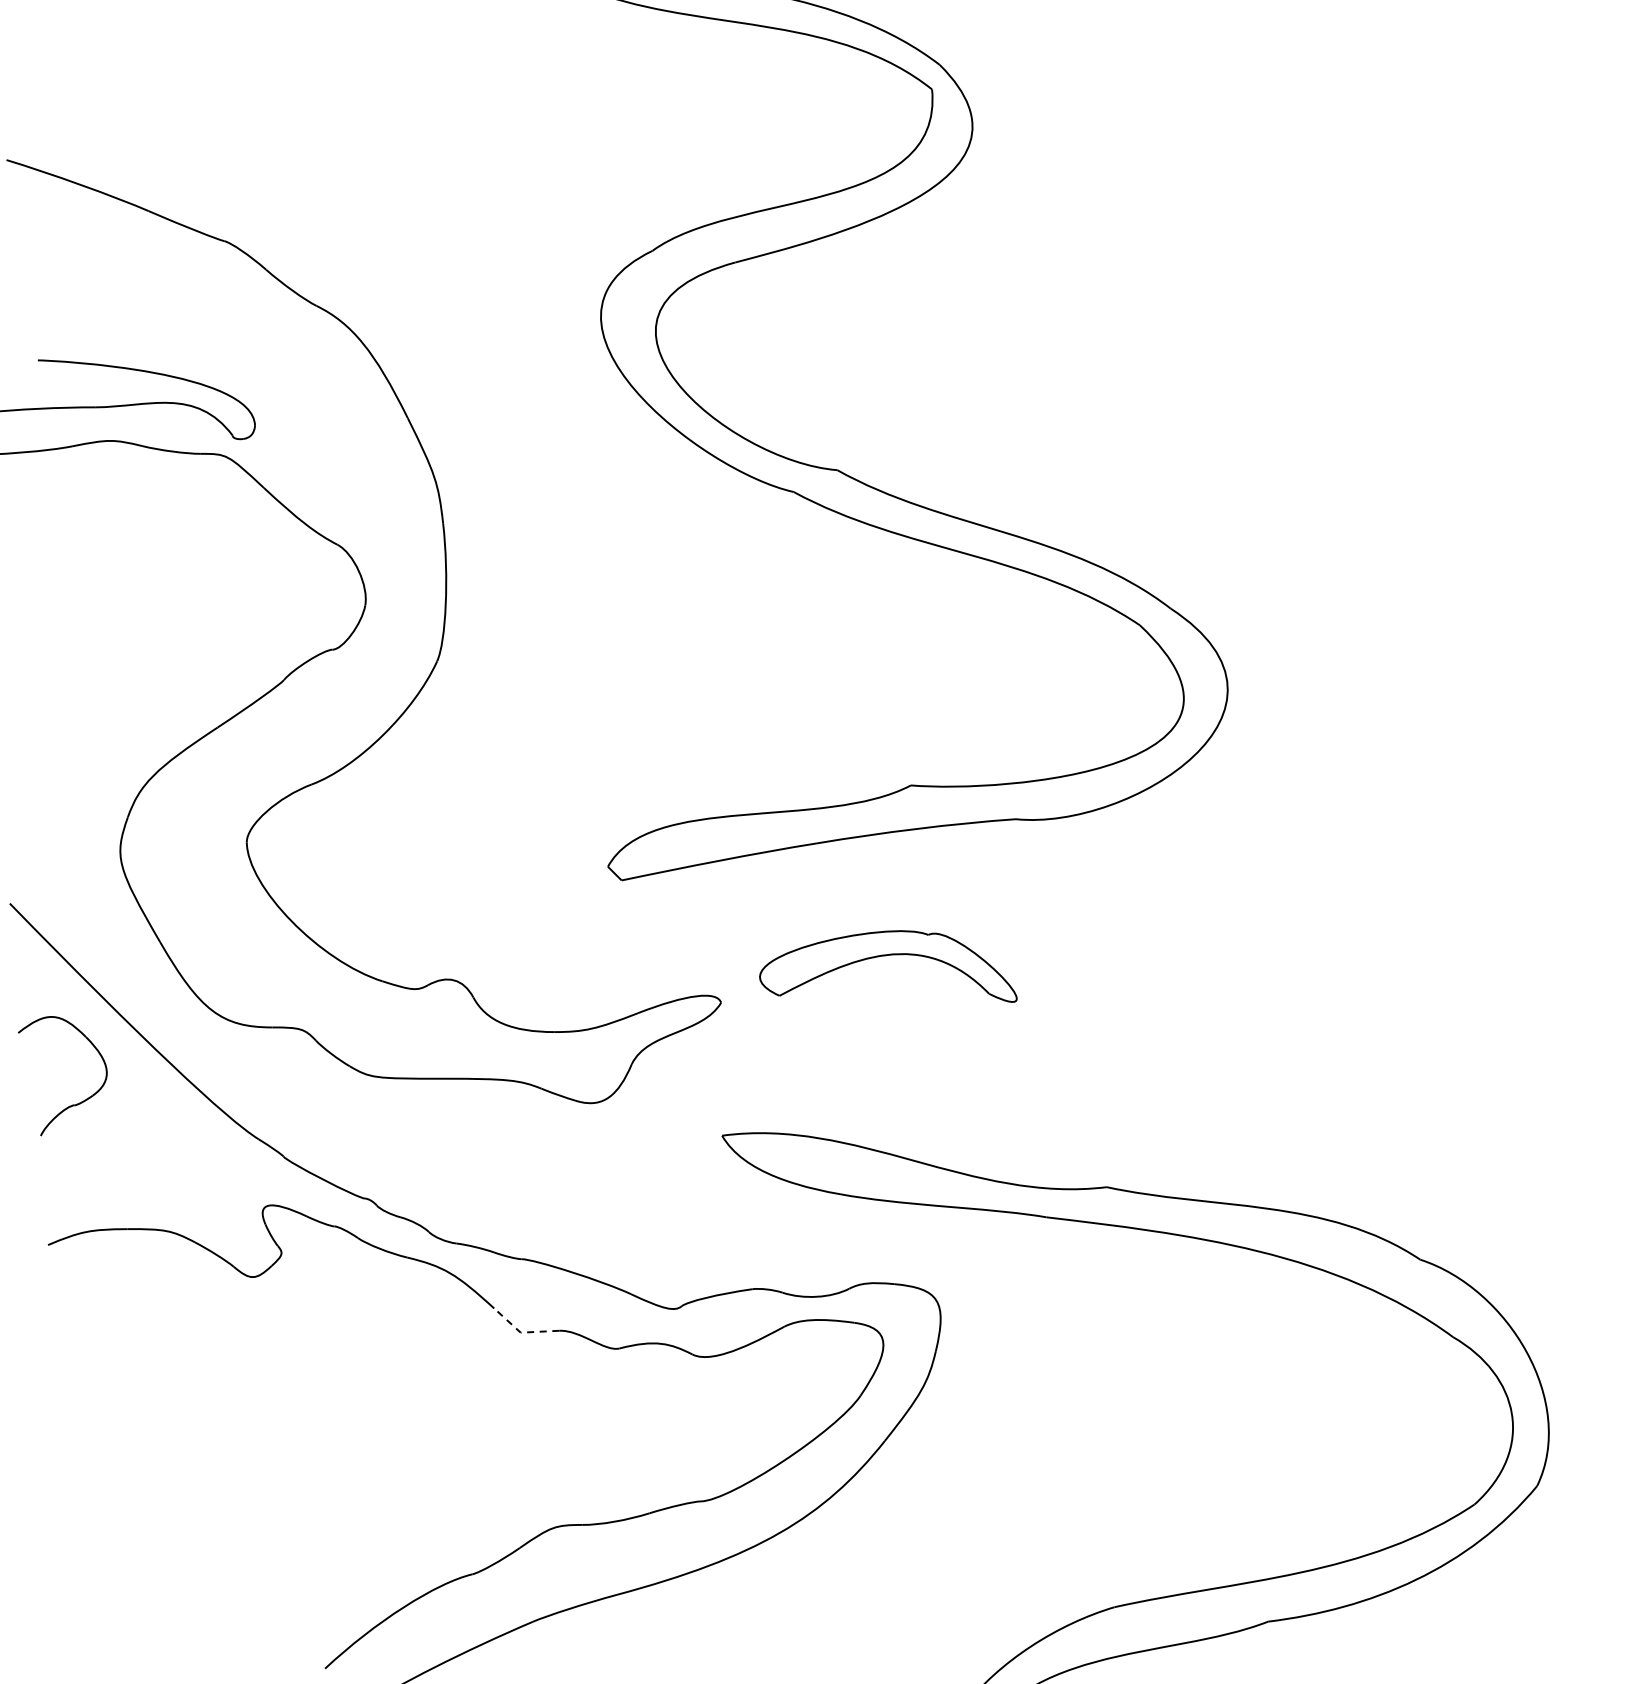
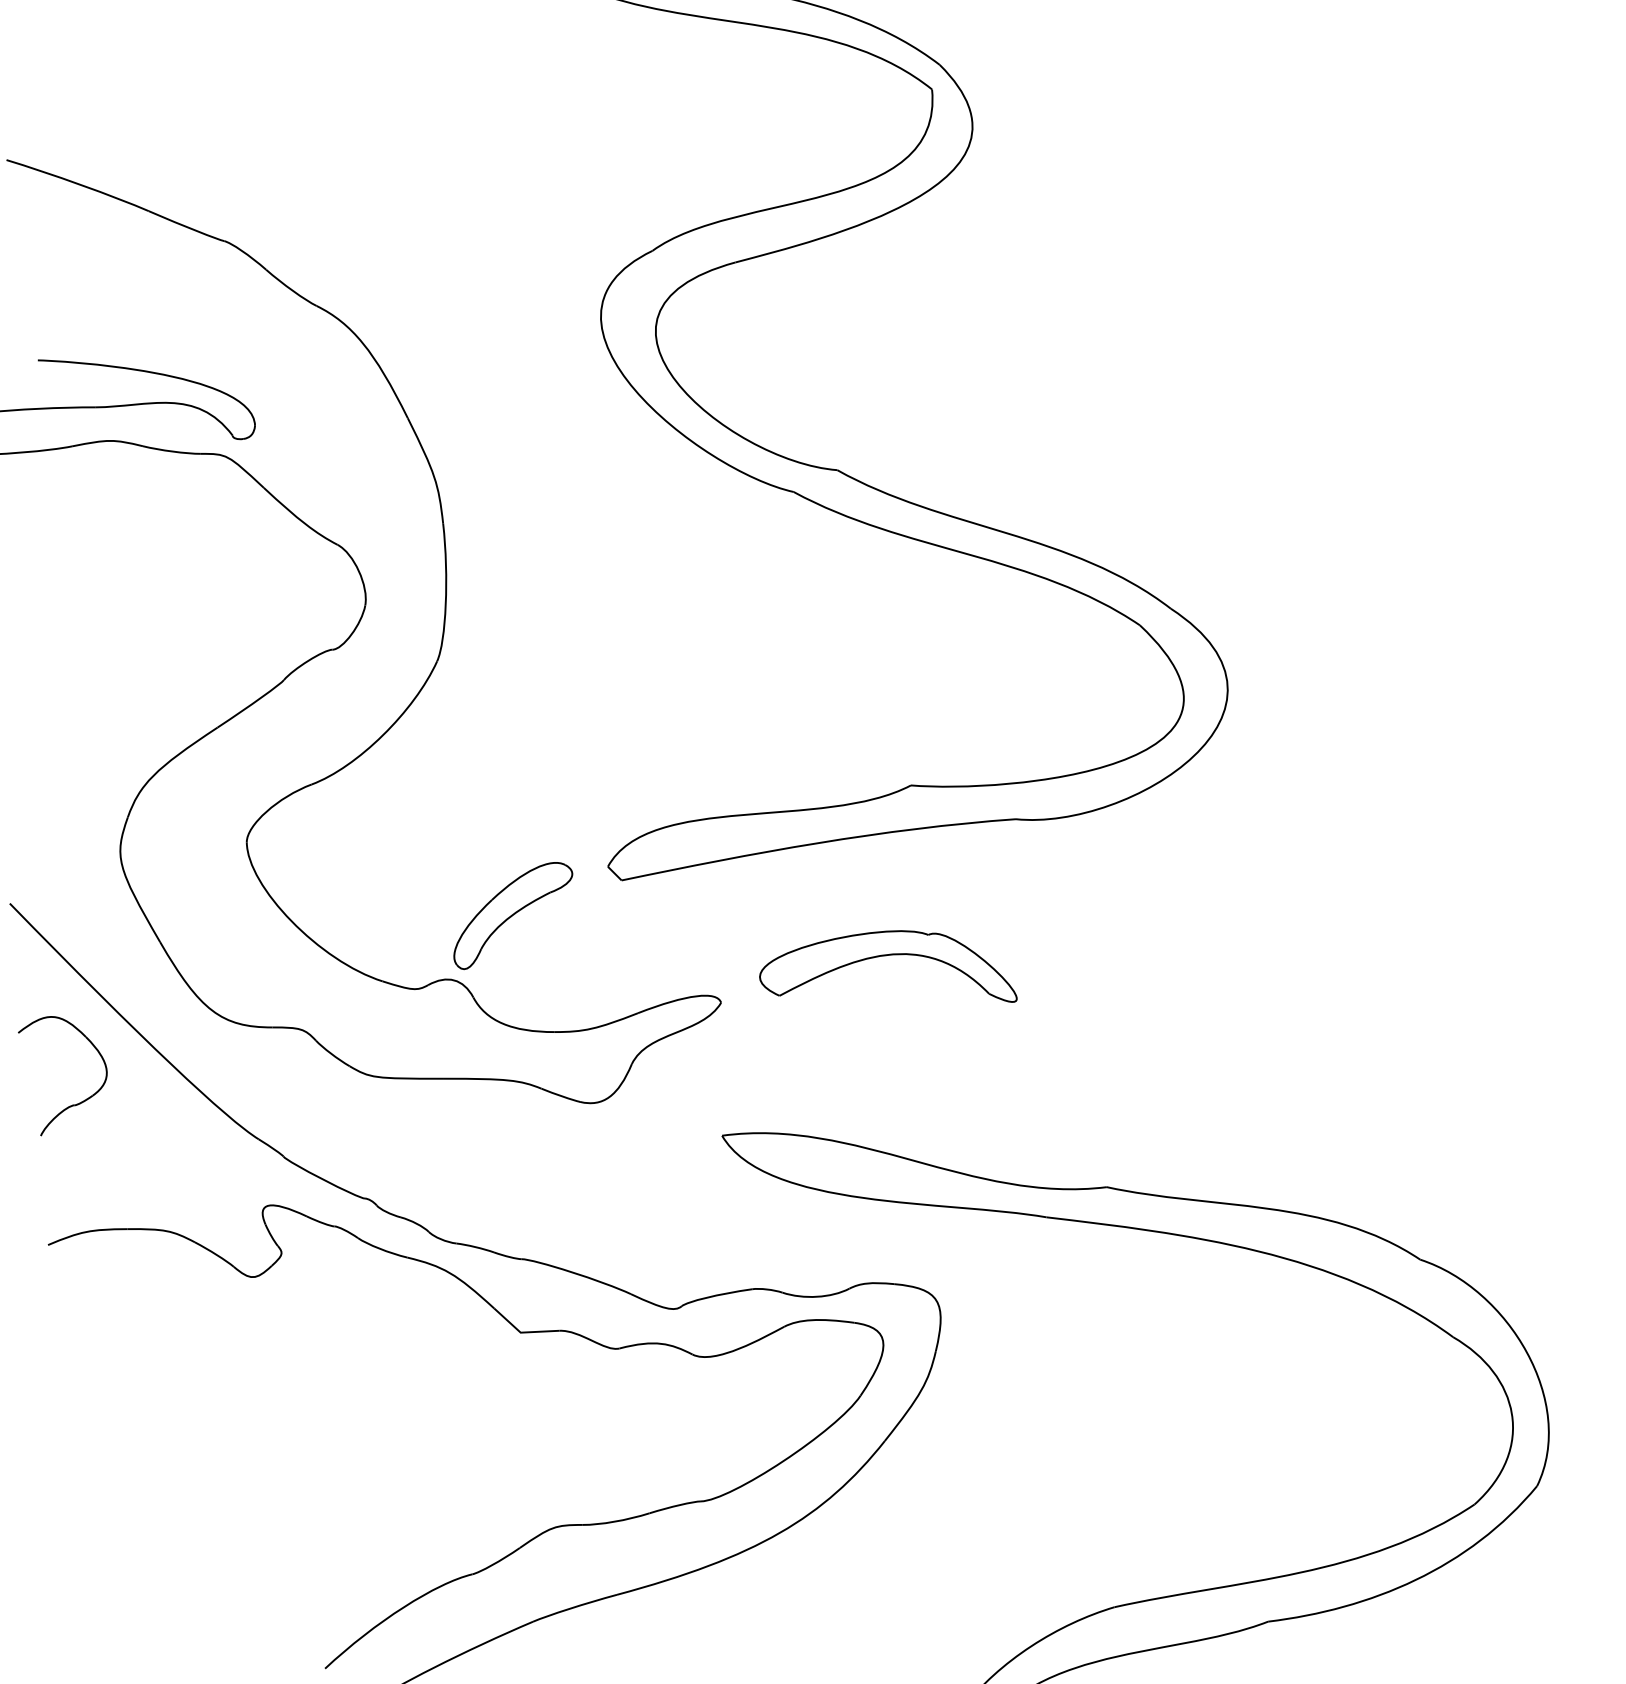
part: none -> present (513, 916)
line: dashed -> solid (521, 1332)
